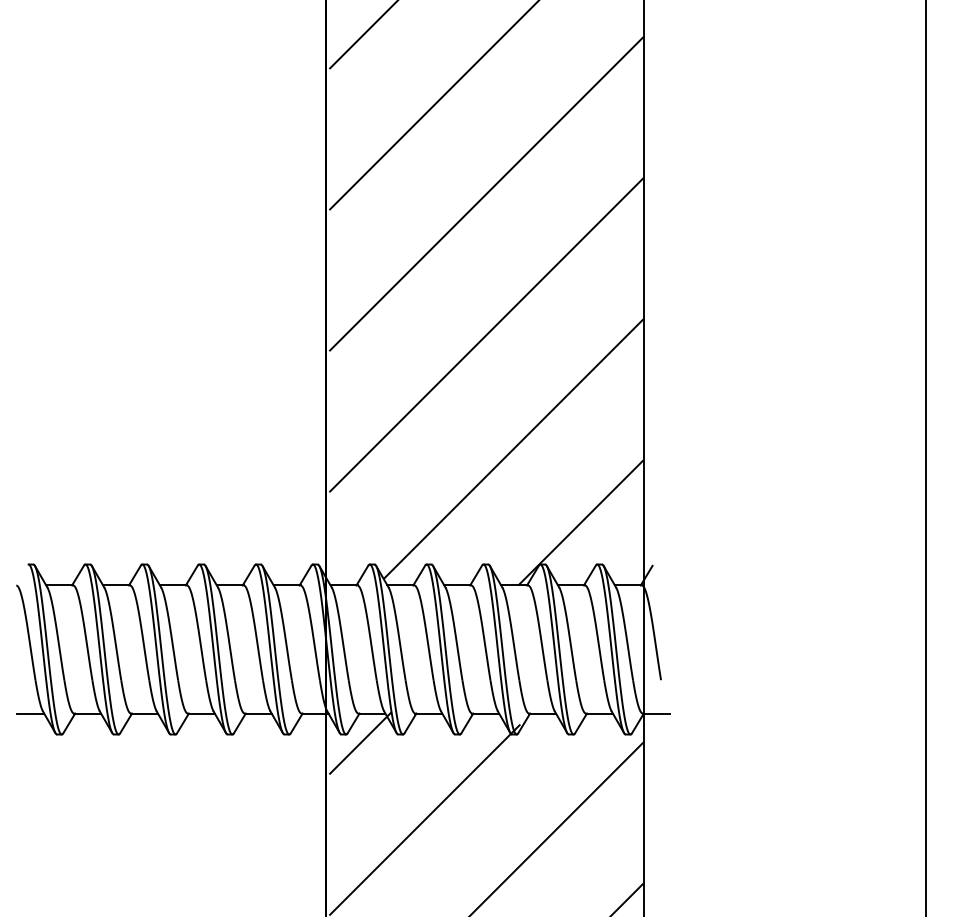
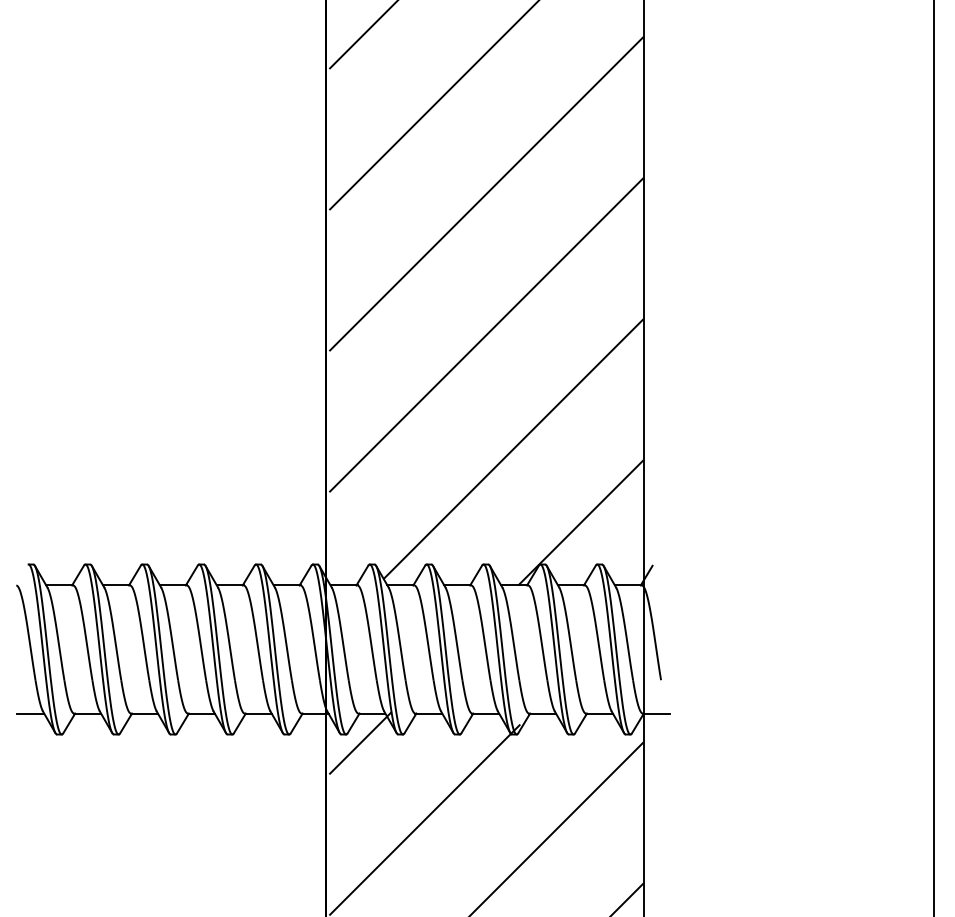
line position: (926, 457) -> (934, 457) (934, 457)
